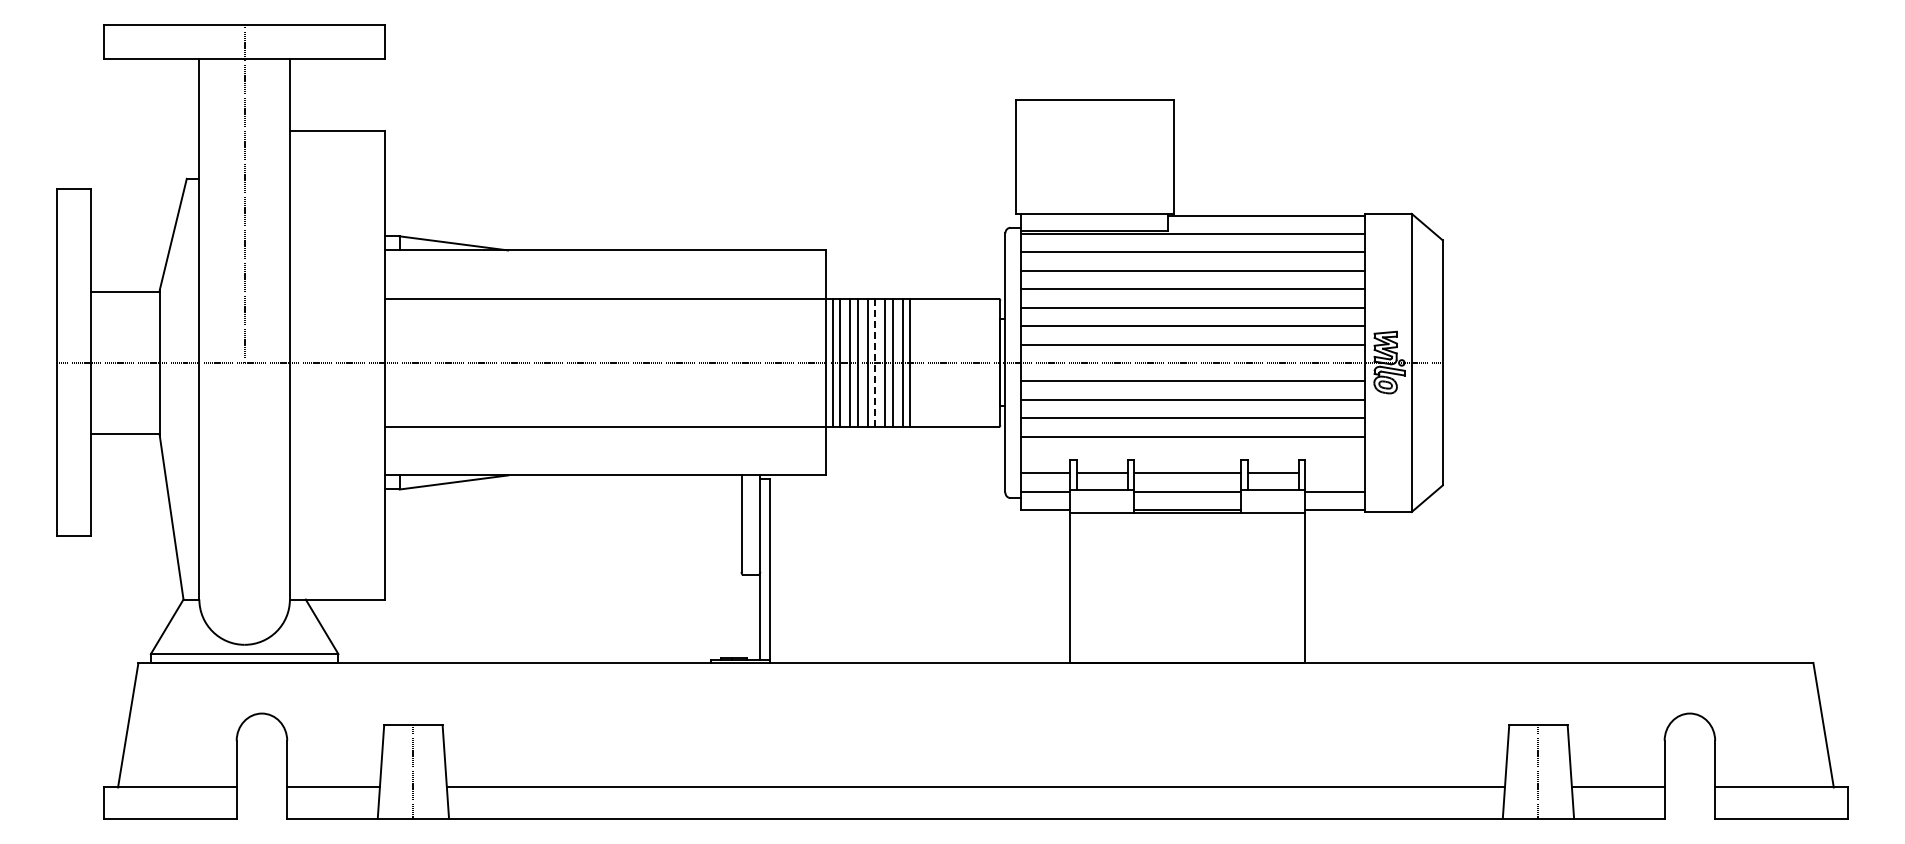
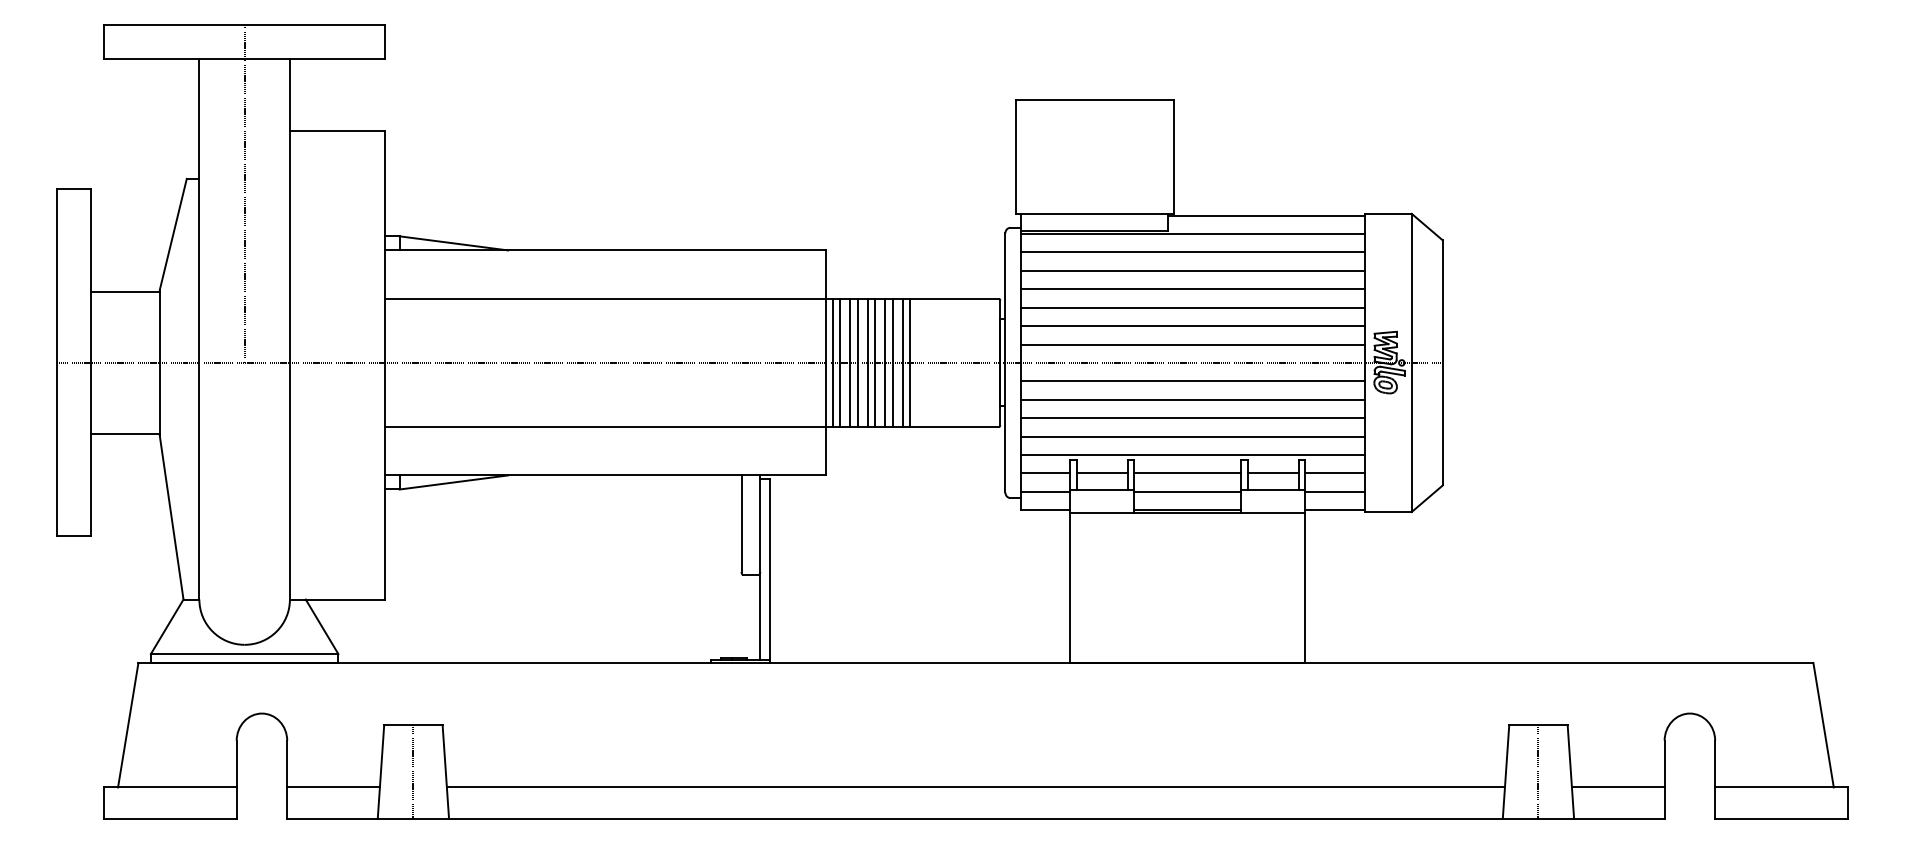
line: dashed -> solid (875, 363)
line: none -> present (1192, 455)
line: none -> present (1335, 473)
